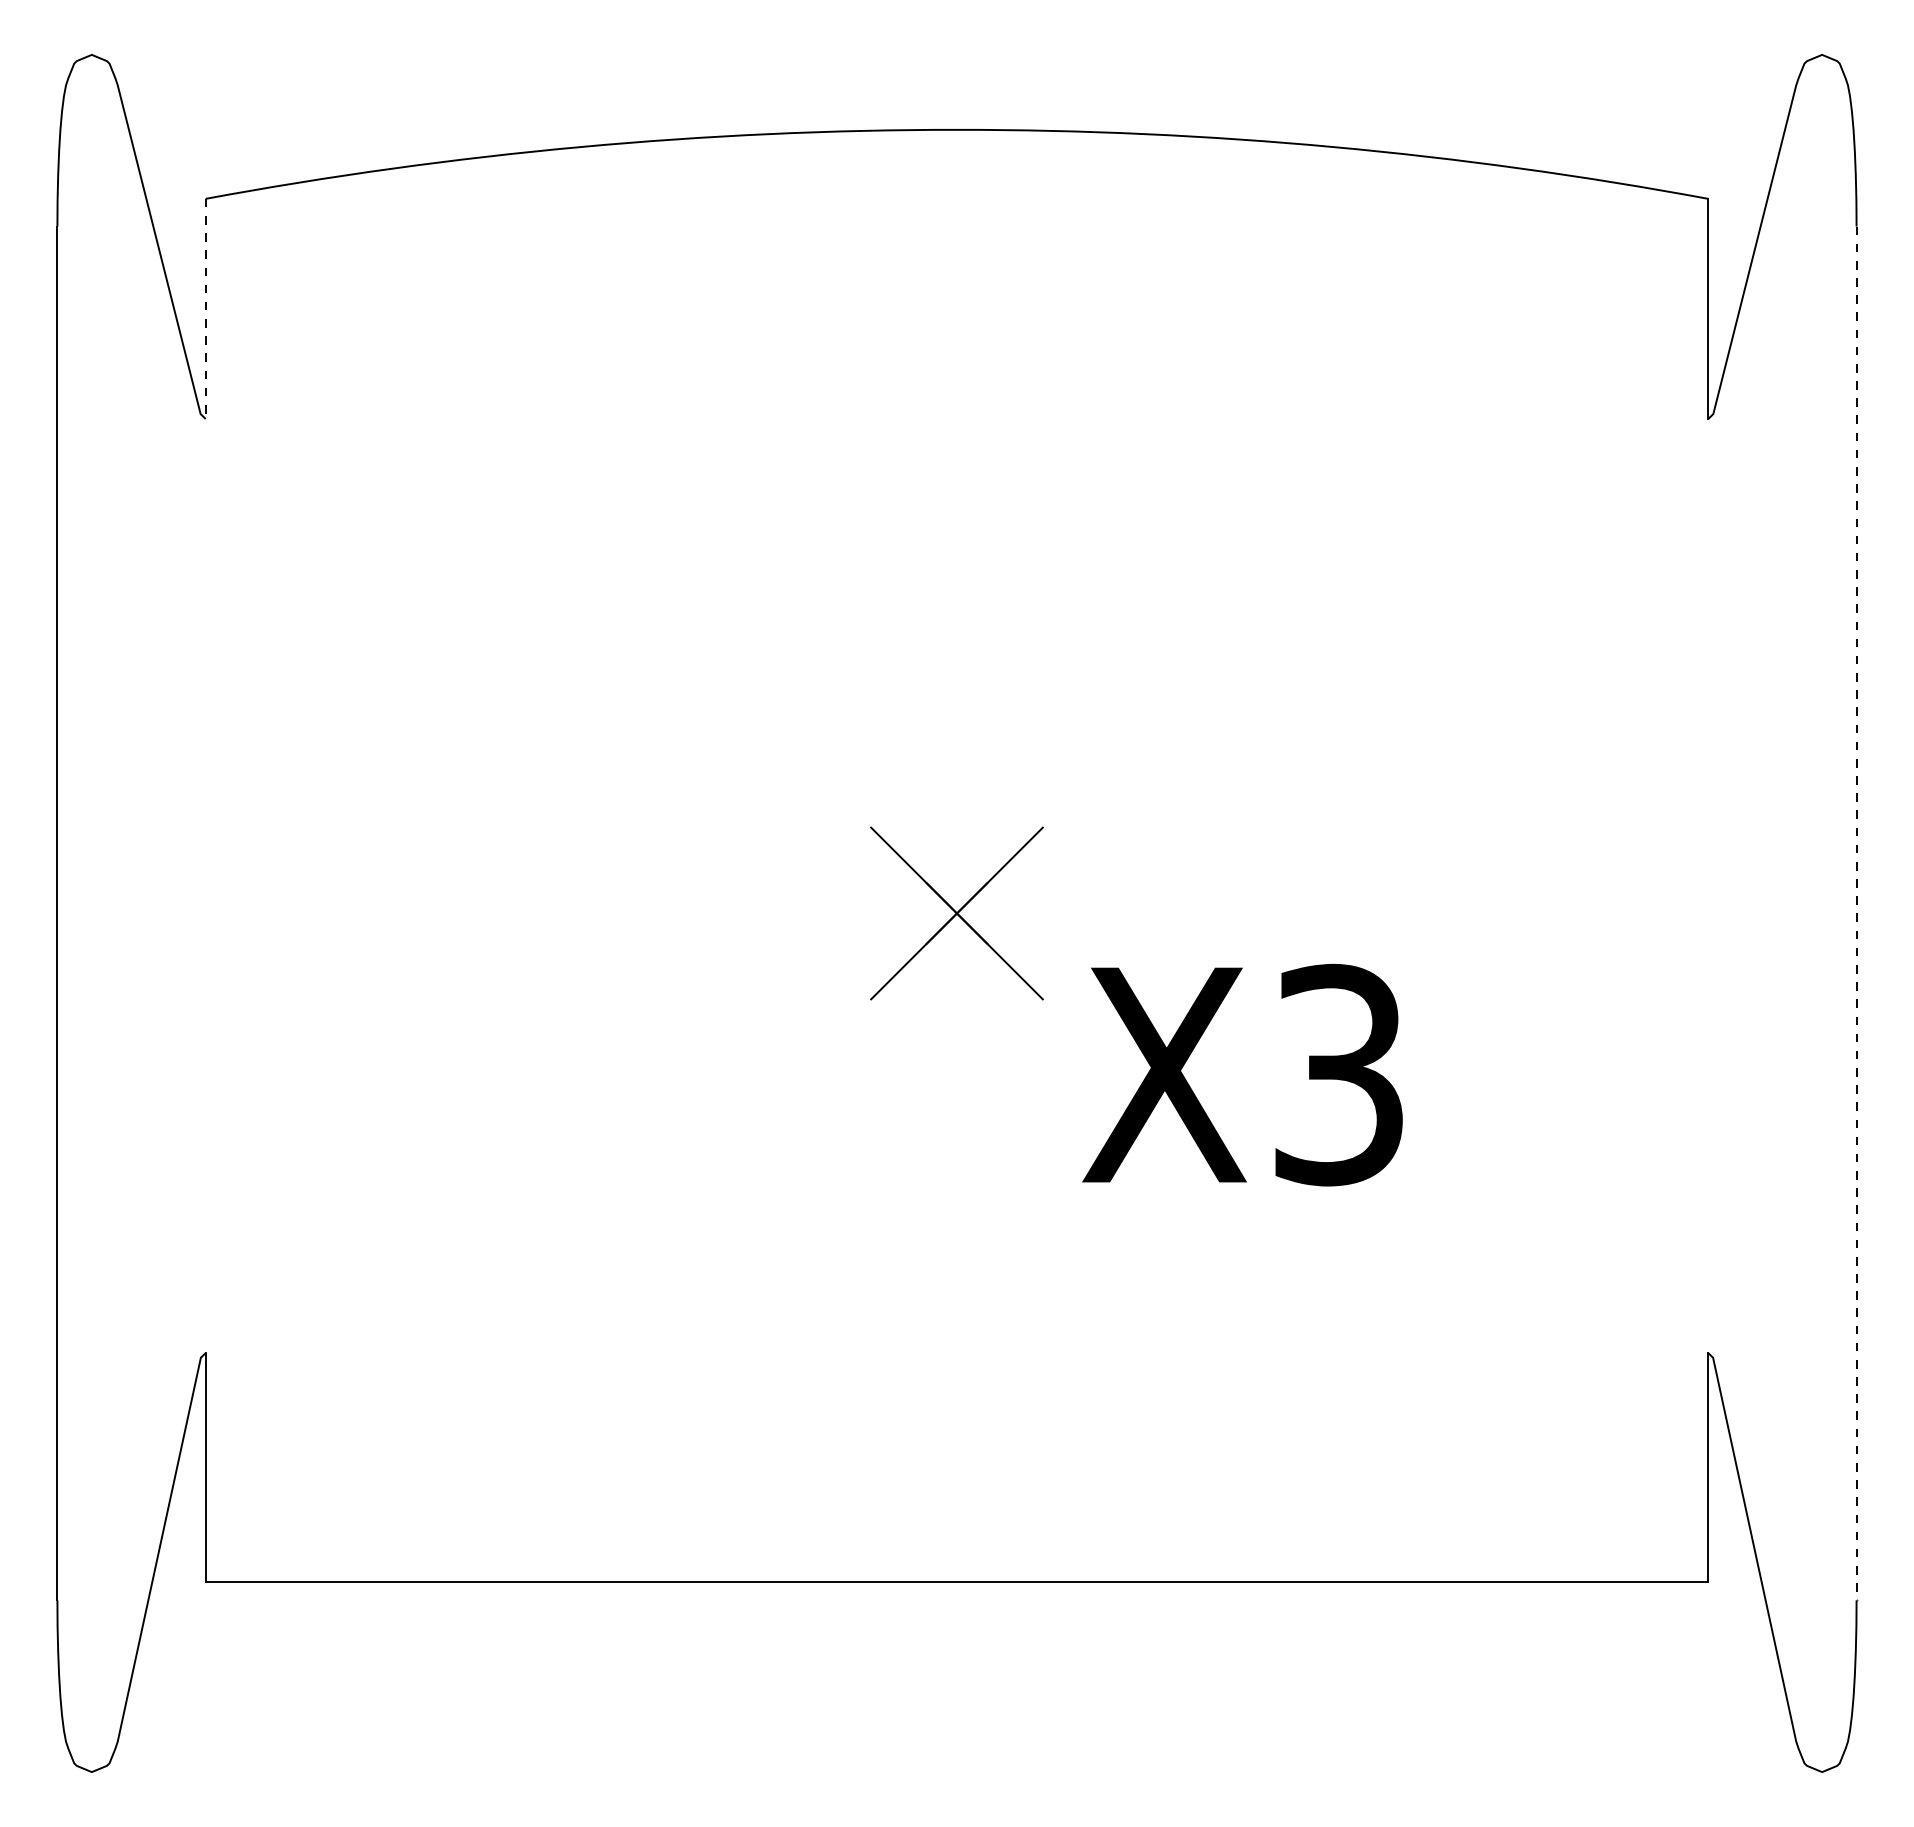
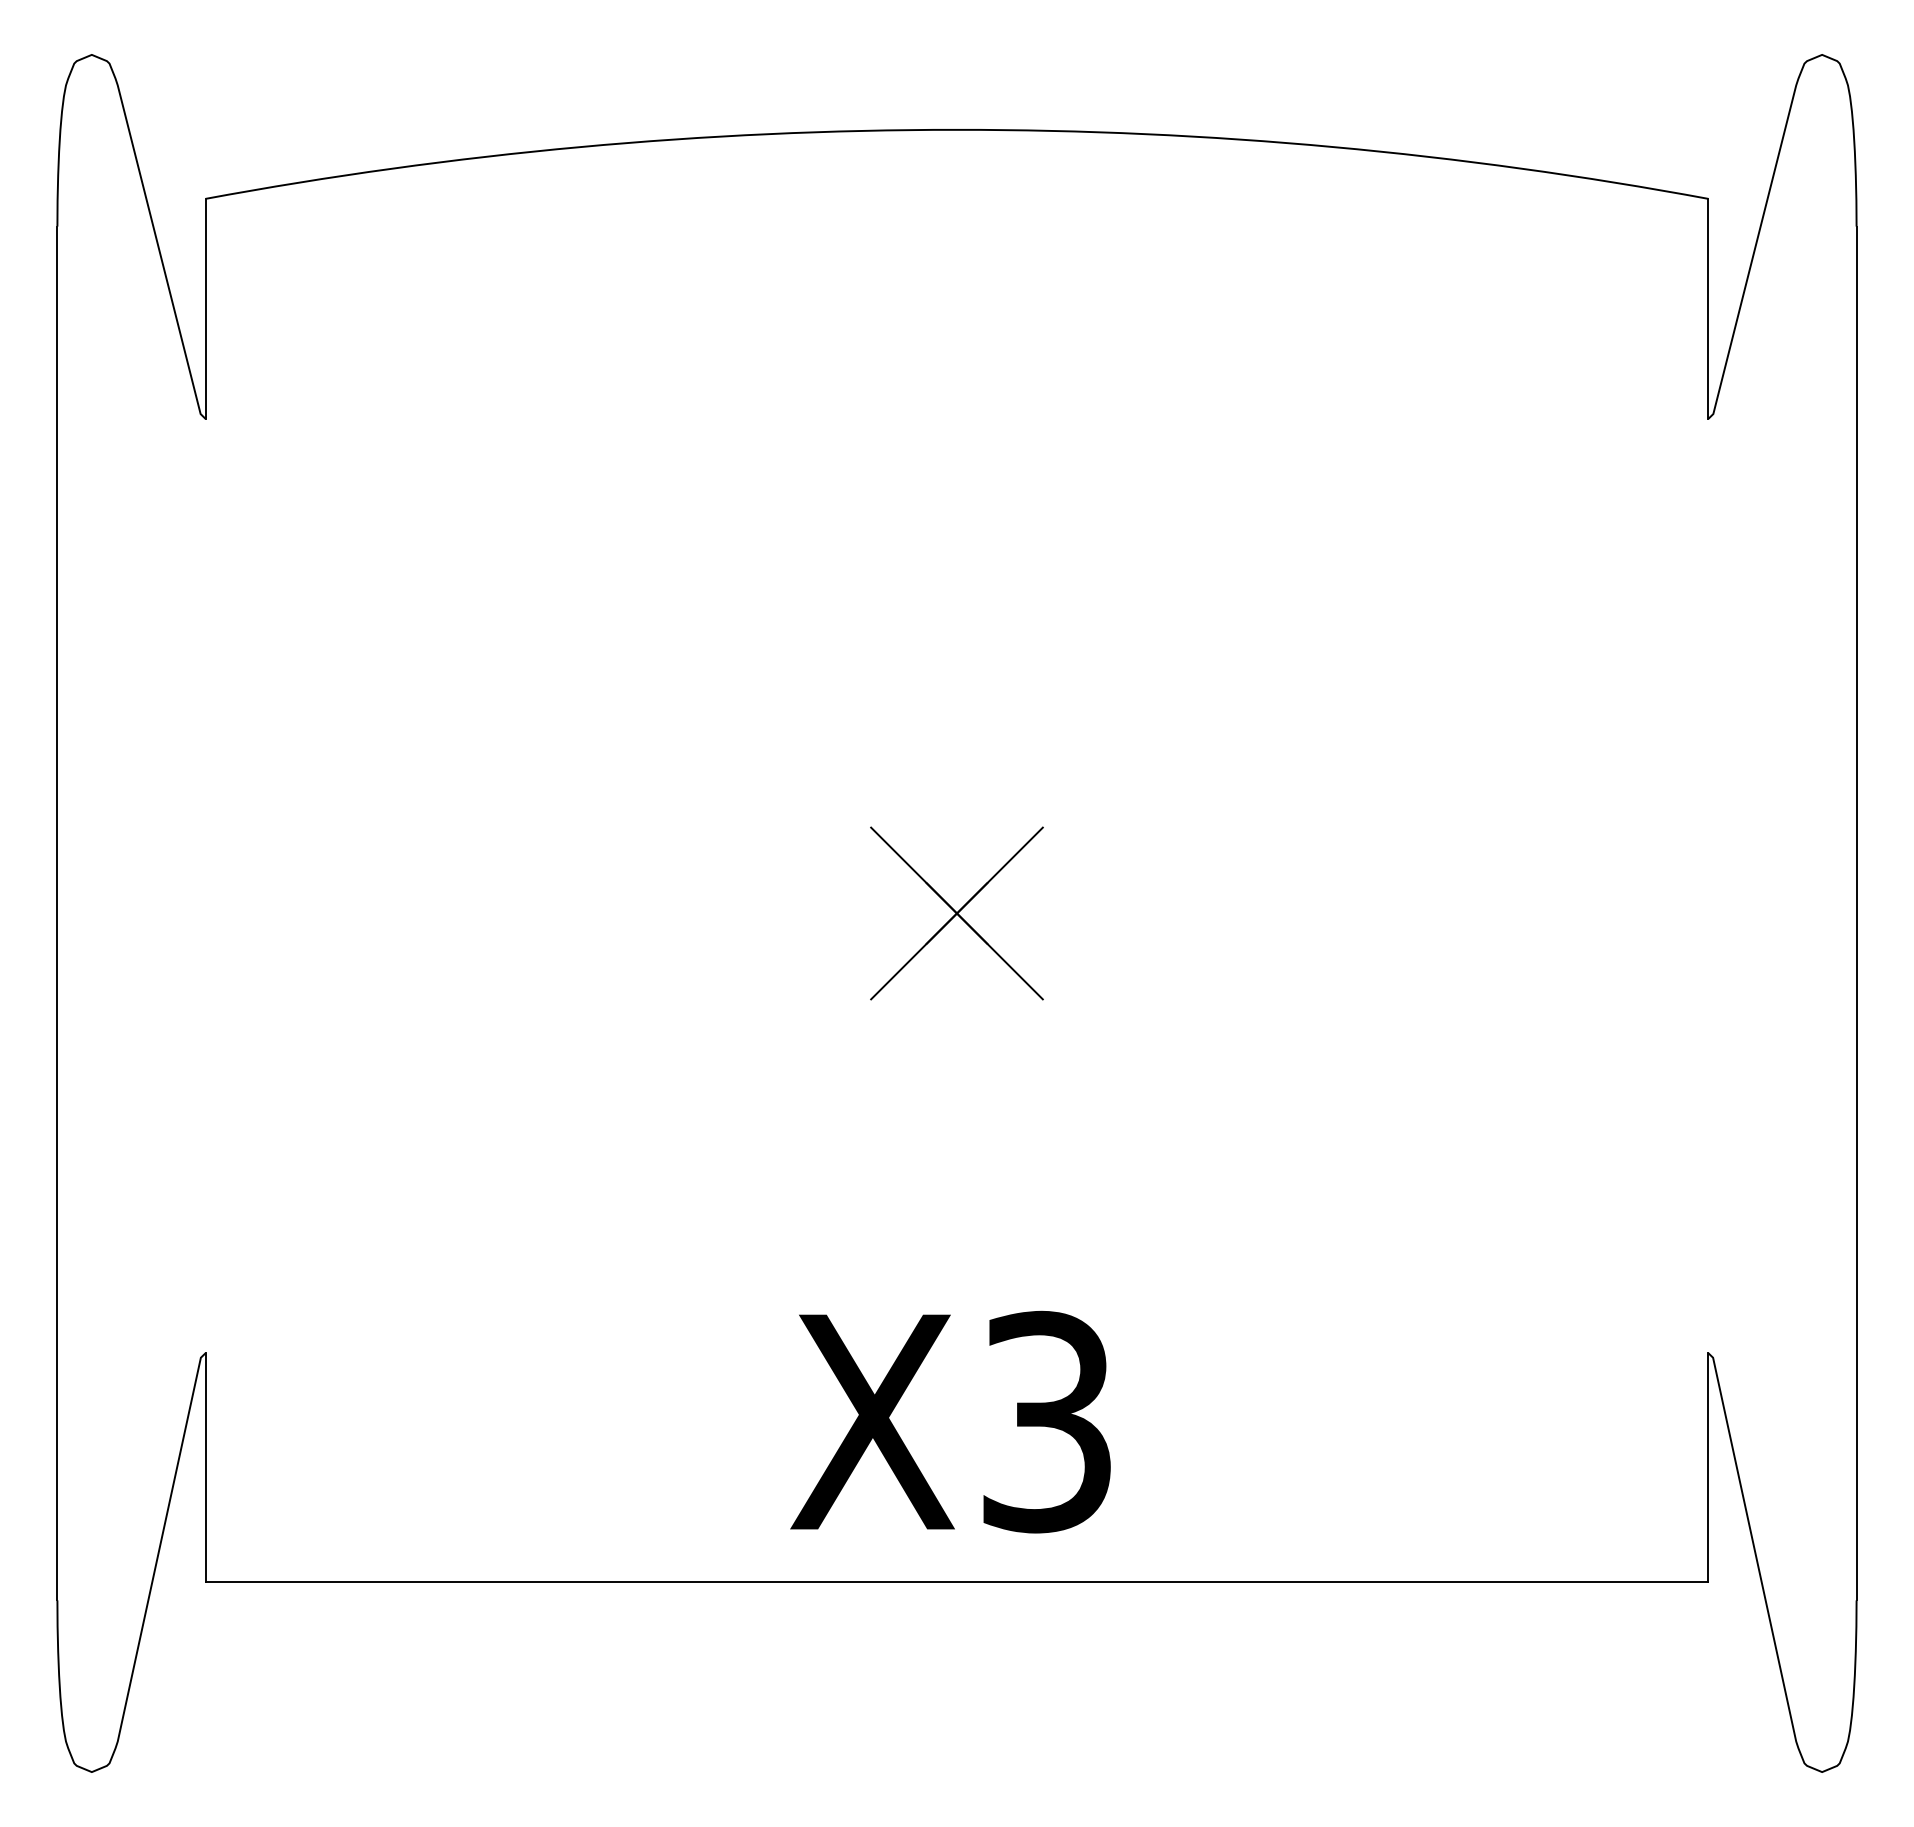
line: dashed -> solid (205, 309)
line: dashed -> solid (1856, 913)
text position: (1242, 1074) -> (950, 1421) (950, 1421)
